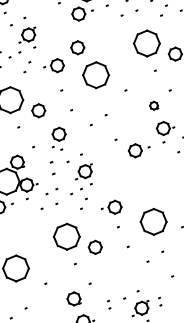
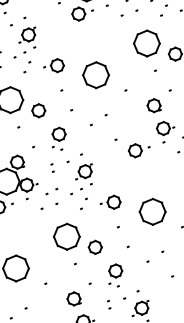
part: present -> none (77, 47)
part position: (14, 54) -> (19, 54) (19, 54)
part size: 11x11 px -> 16x16 px (153, 105)
part size: 7x15 px -> 5x10 px (52, 167)
part position: (111, 206) -> (110, 201) (110, 201)
part position: (153, 221) -> (152, 211) (152, 211)
part: none -> present (115, 275)
part: present -> none (160, 301)
